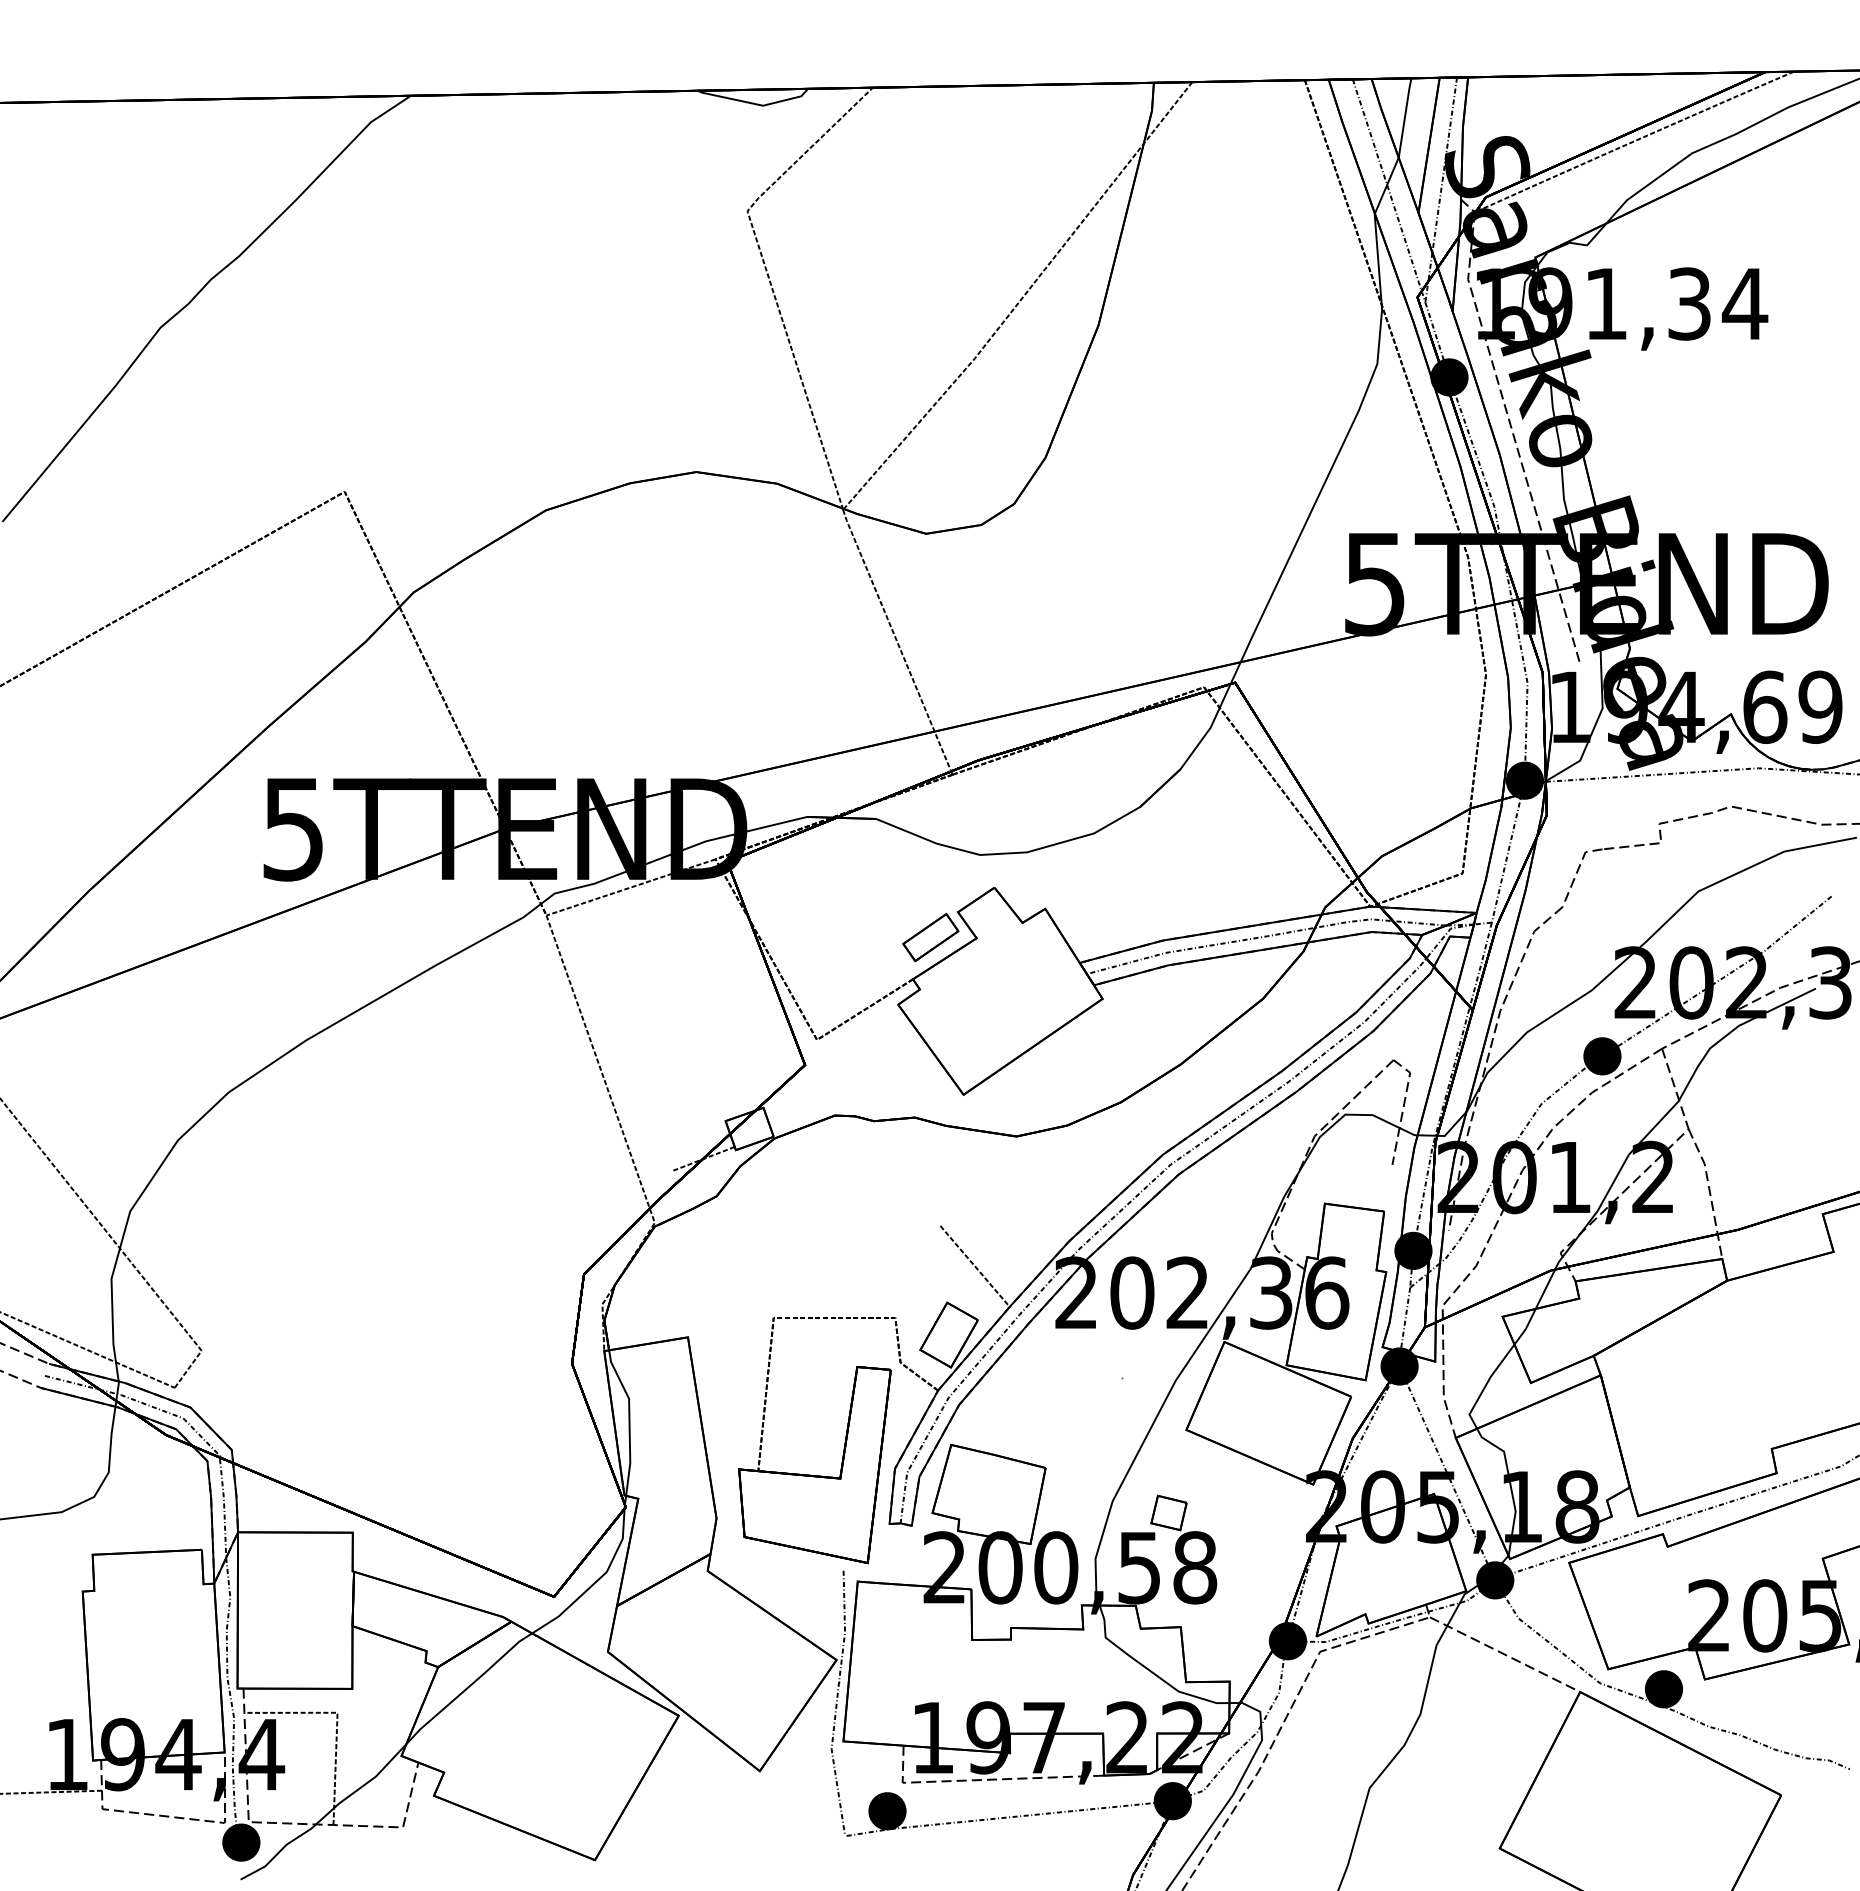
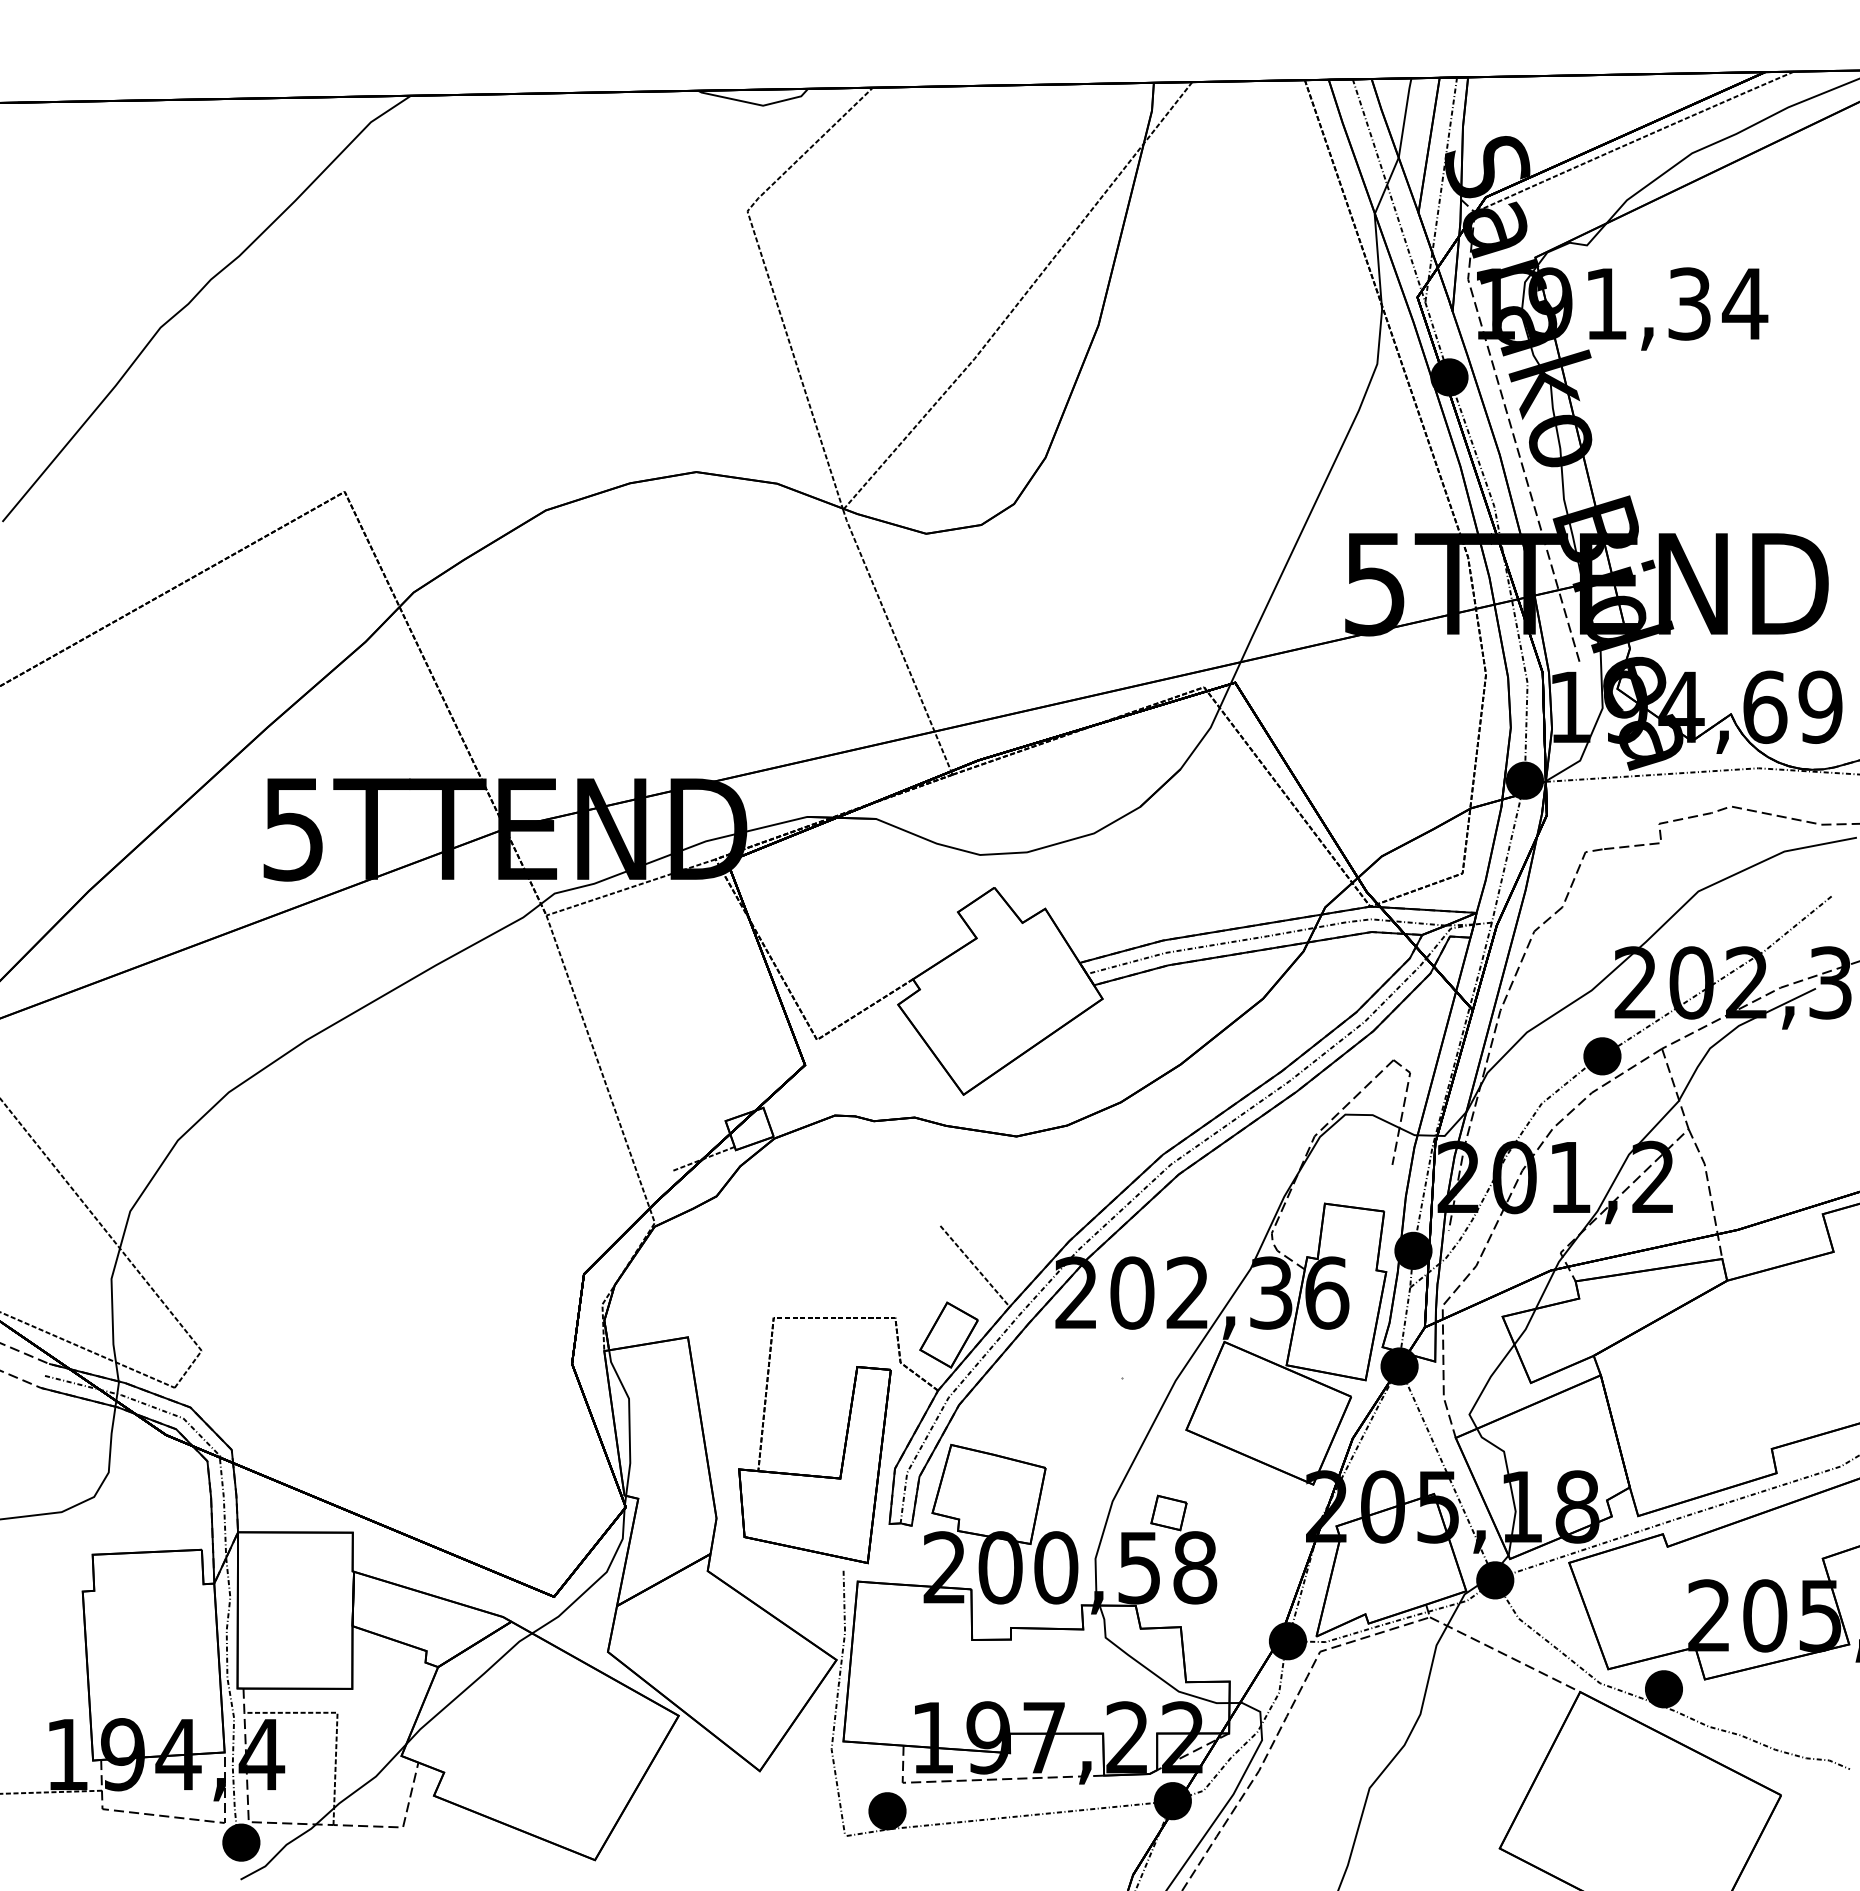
part: present -> none (930, 937)
